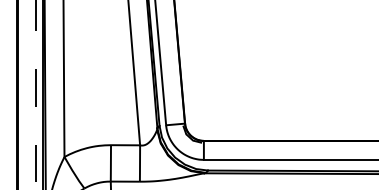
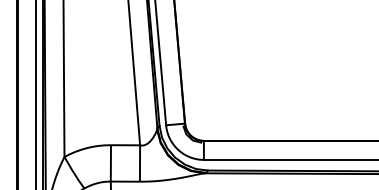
line: dashed -> solid (36, 94)
